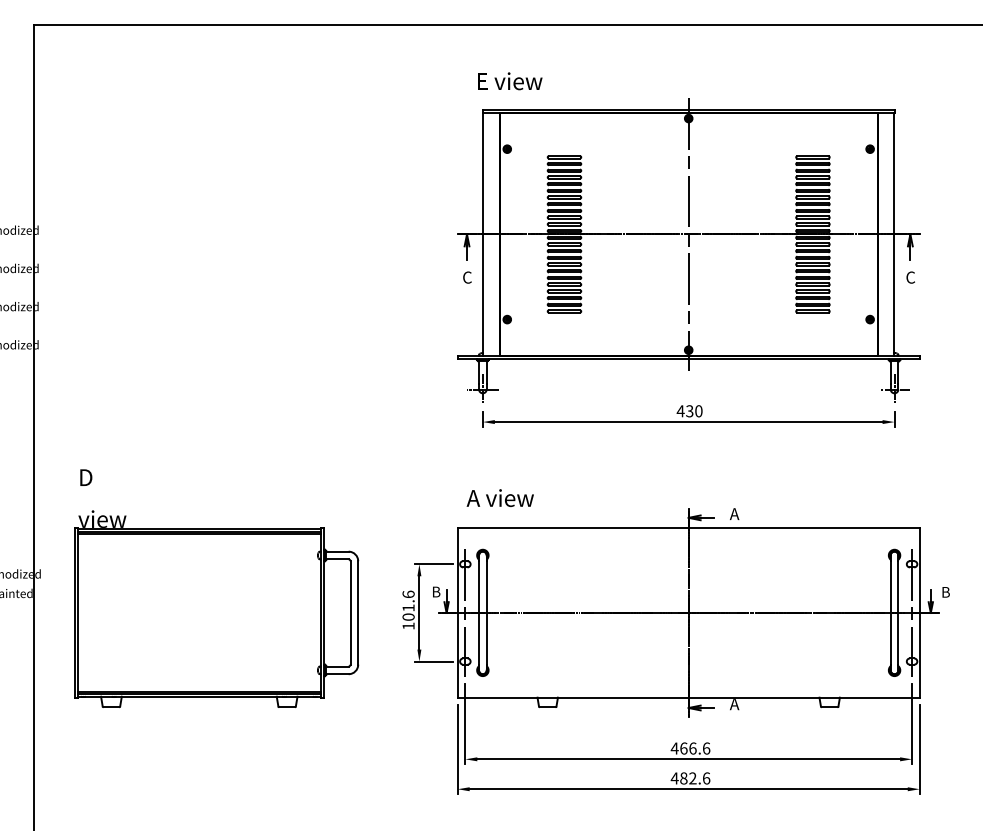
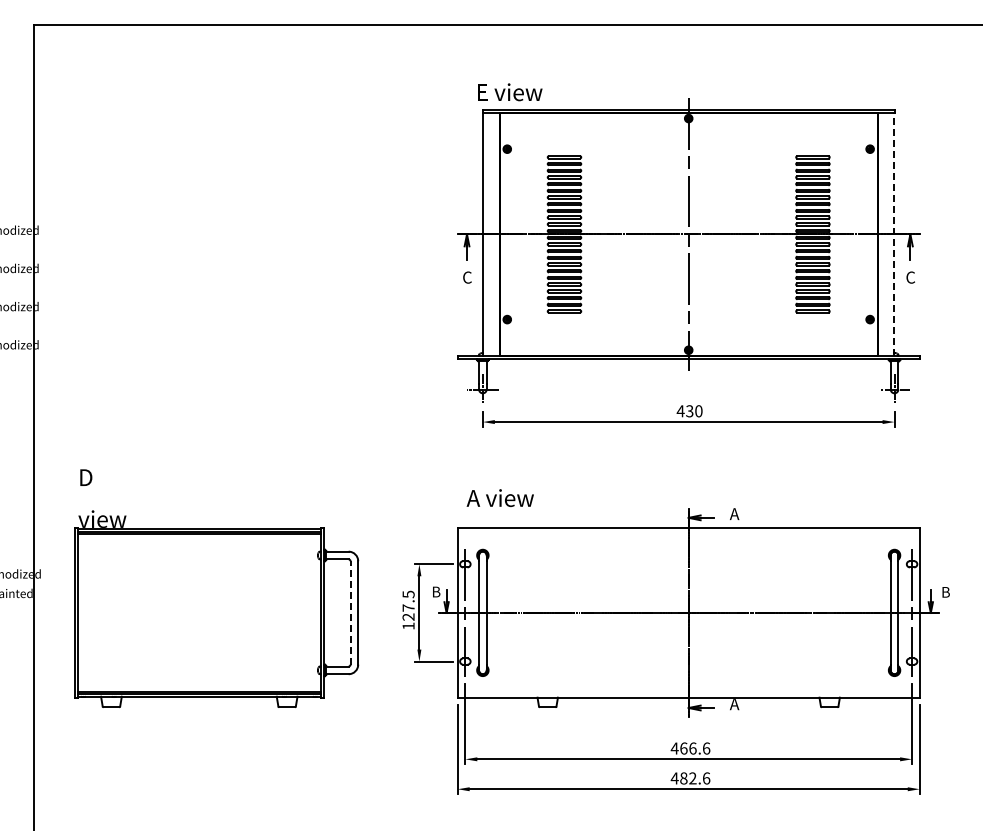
text position: (510, 81) -> (510, 92) (510, 92)
line: solid -> dashed (894, 234)
text: 101.6 -> 127.5 (408, 605)
line: solid -> dashed (350, 612)
